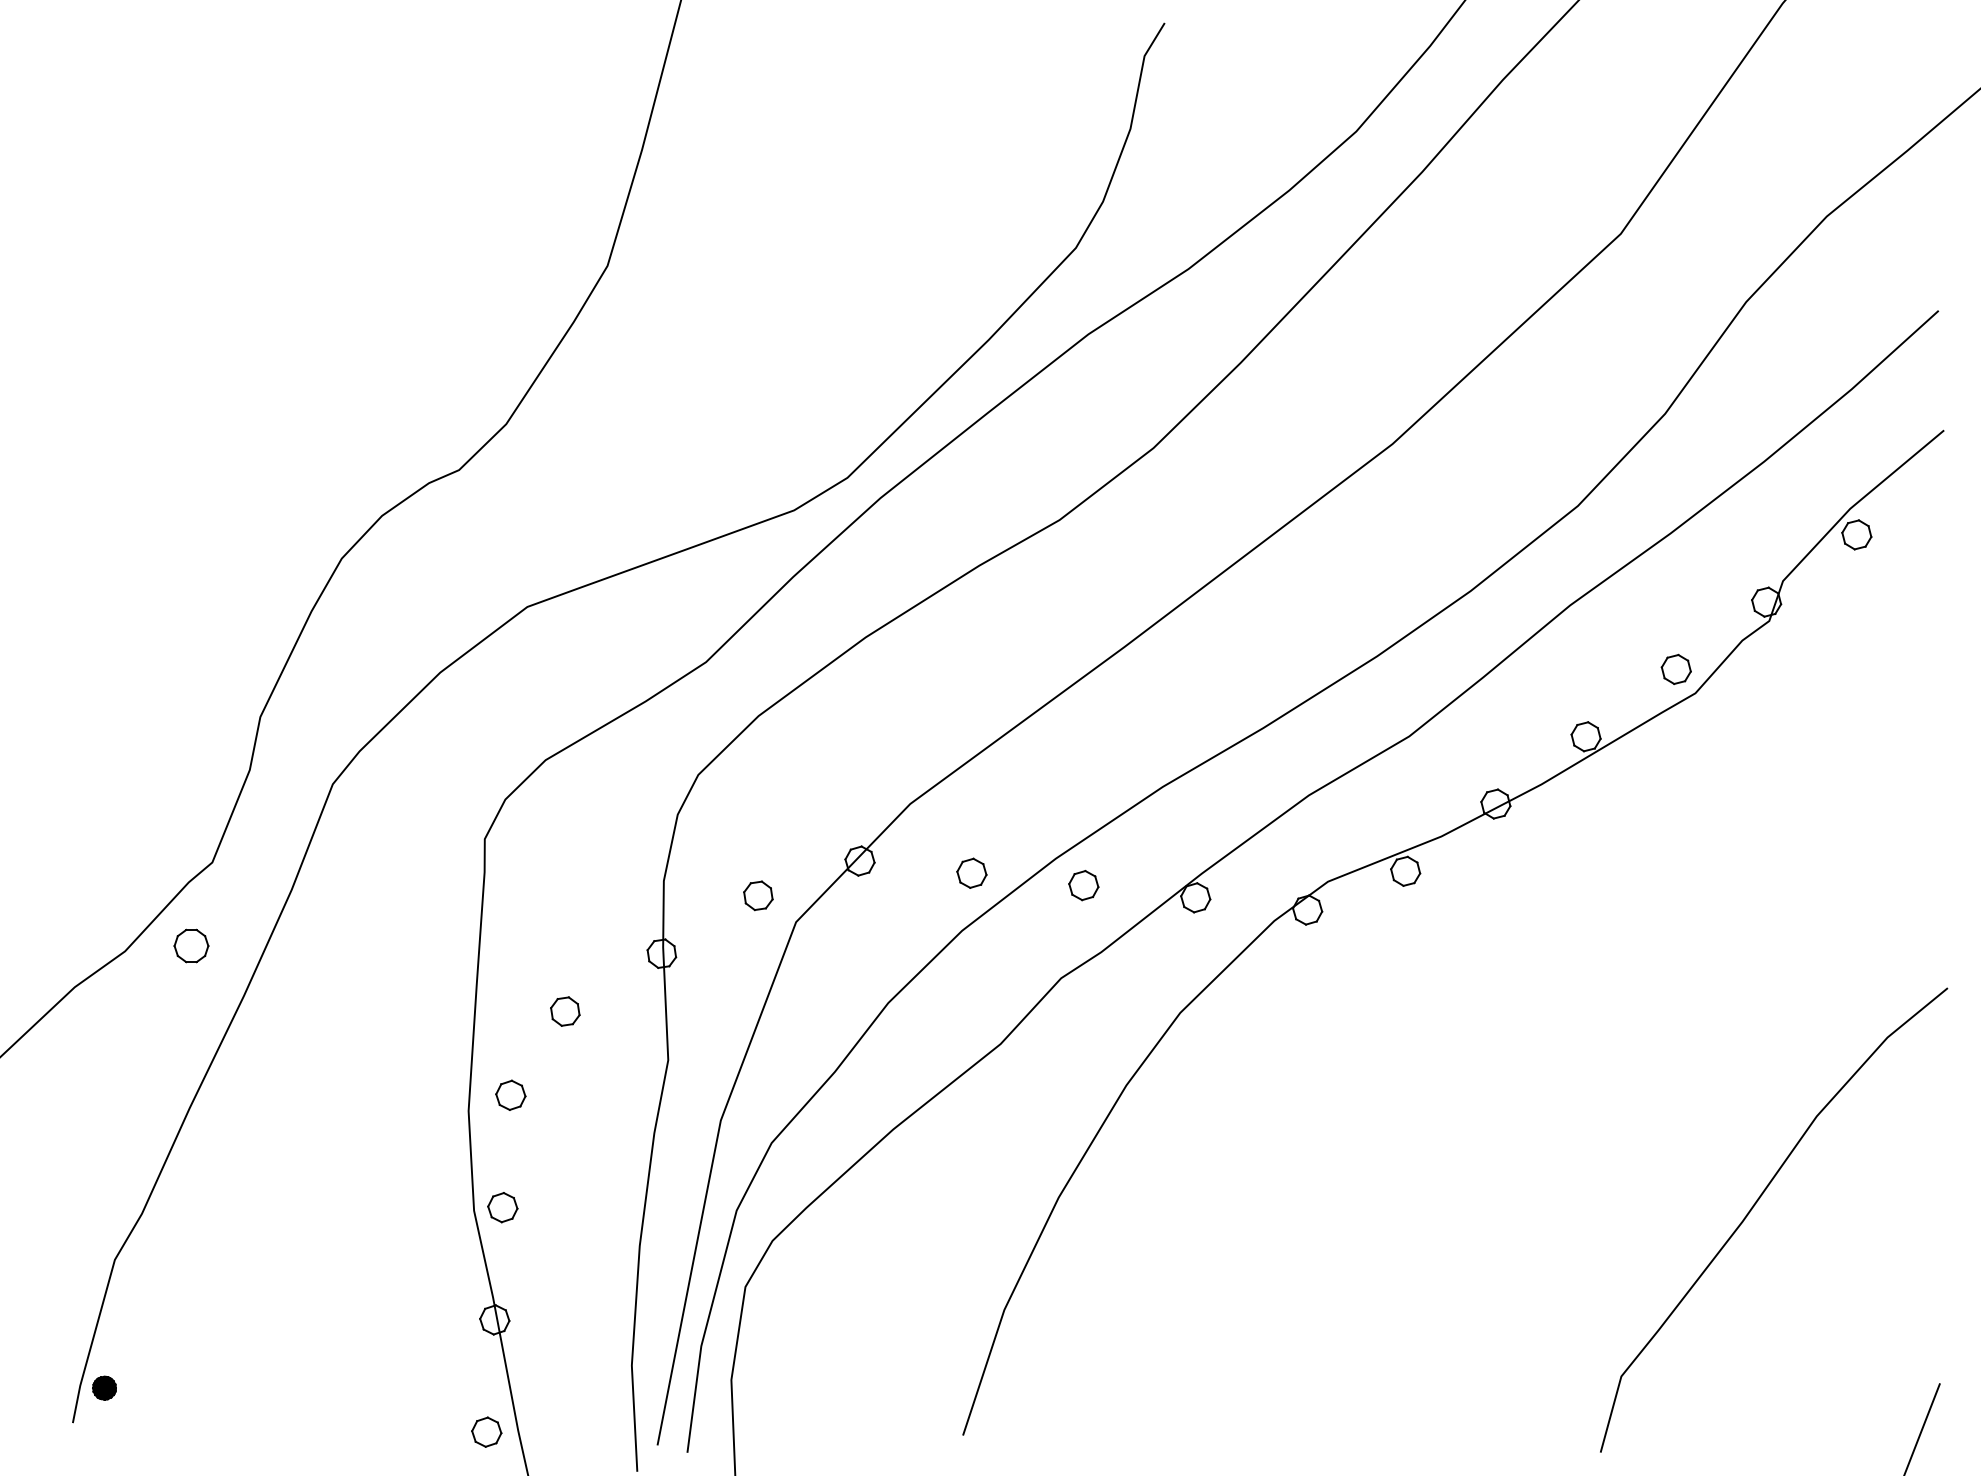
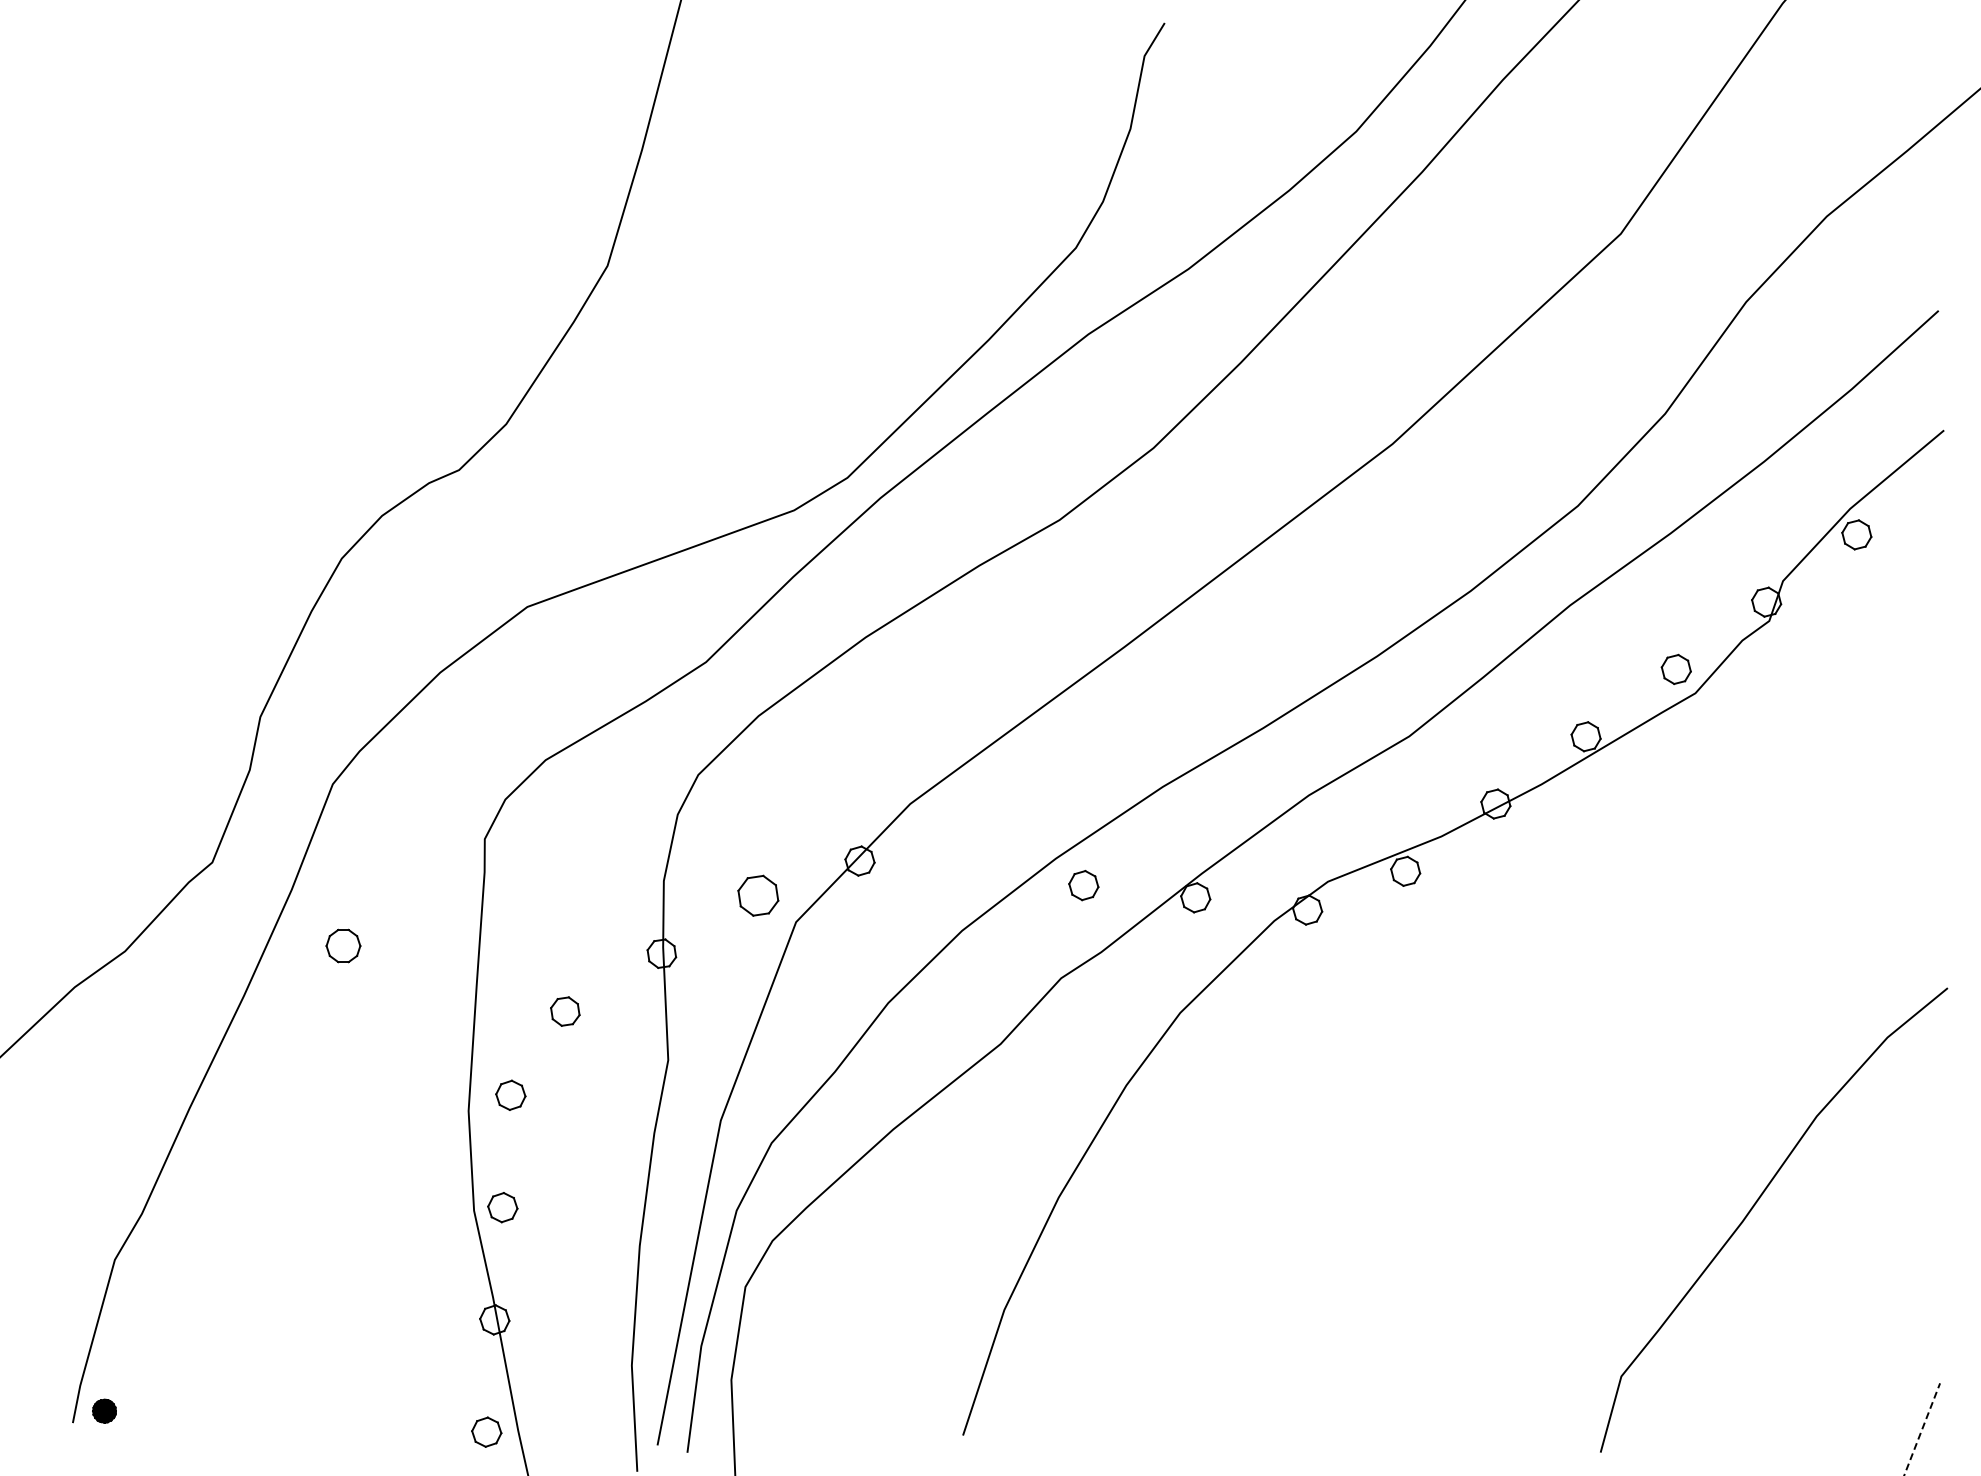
part: present -> none (971, 872)
part size: 31x32 px -> 43x43 px (758, 895)
part position: (191, 945) -> (343, 945) (343, 945)
part position: (104, 1387) -> (104, 1410) (104, 1410)
line: solid -> dashed (1922, 1428)
